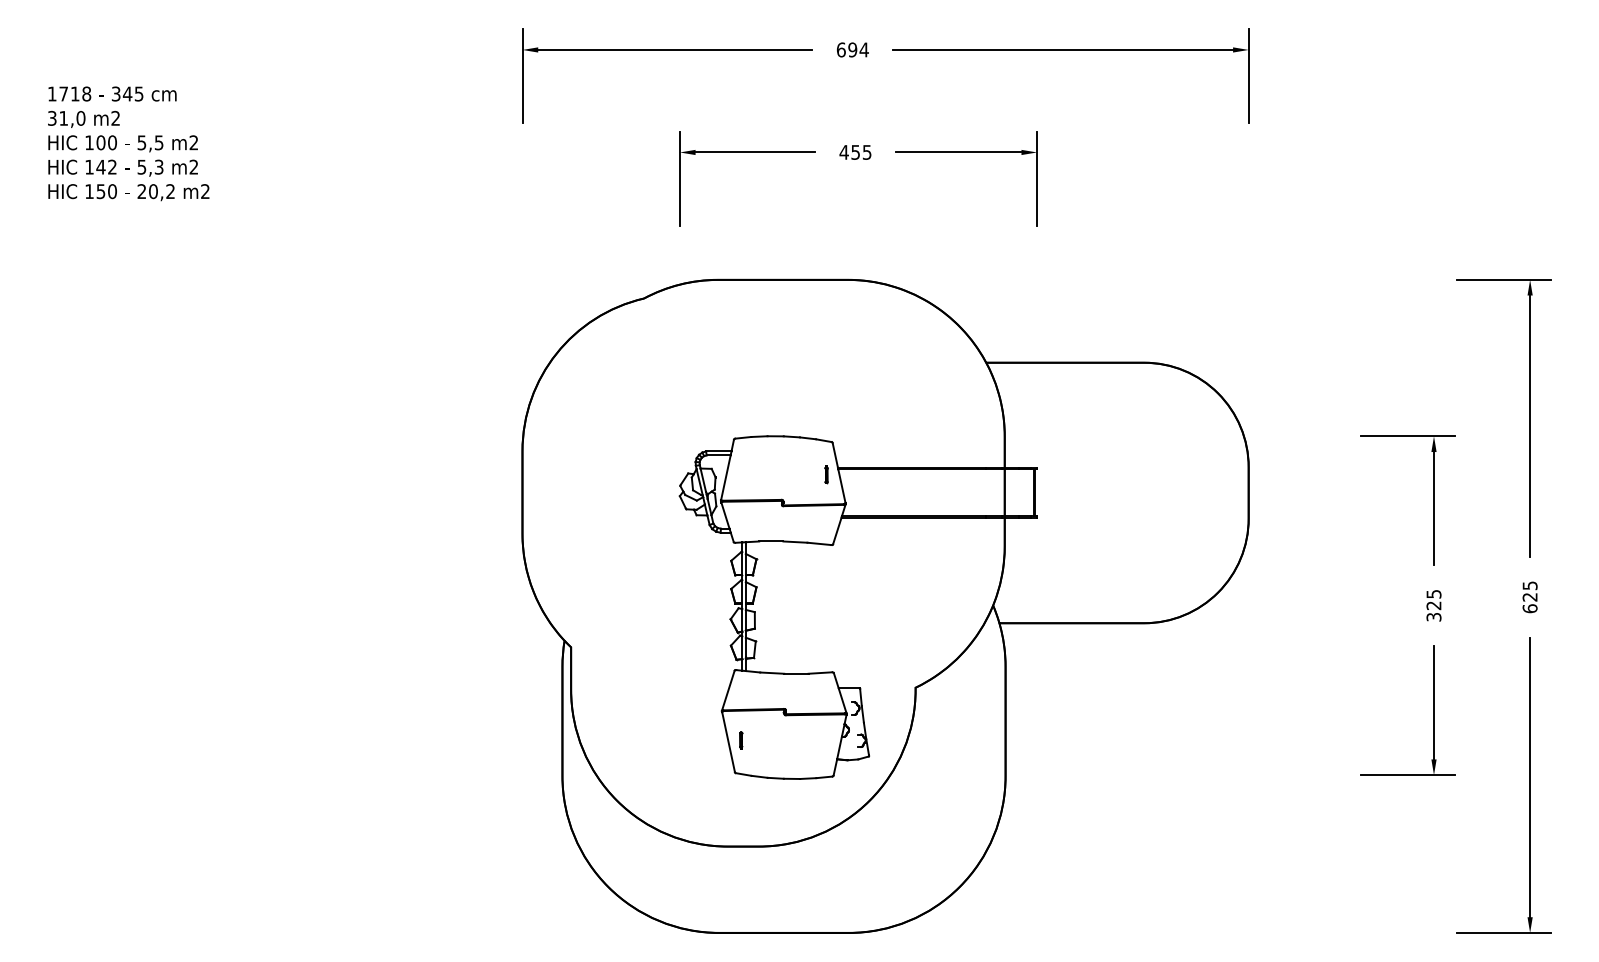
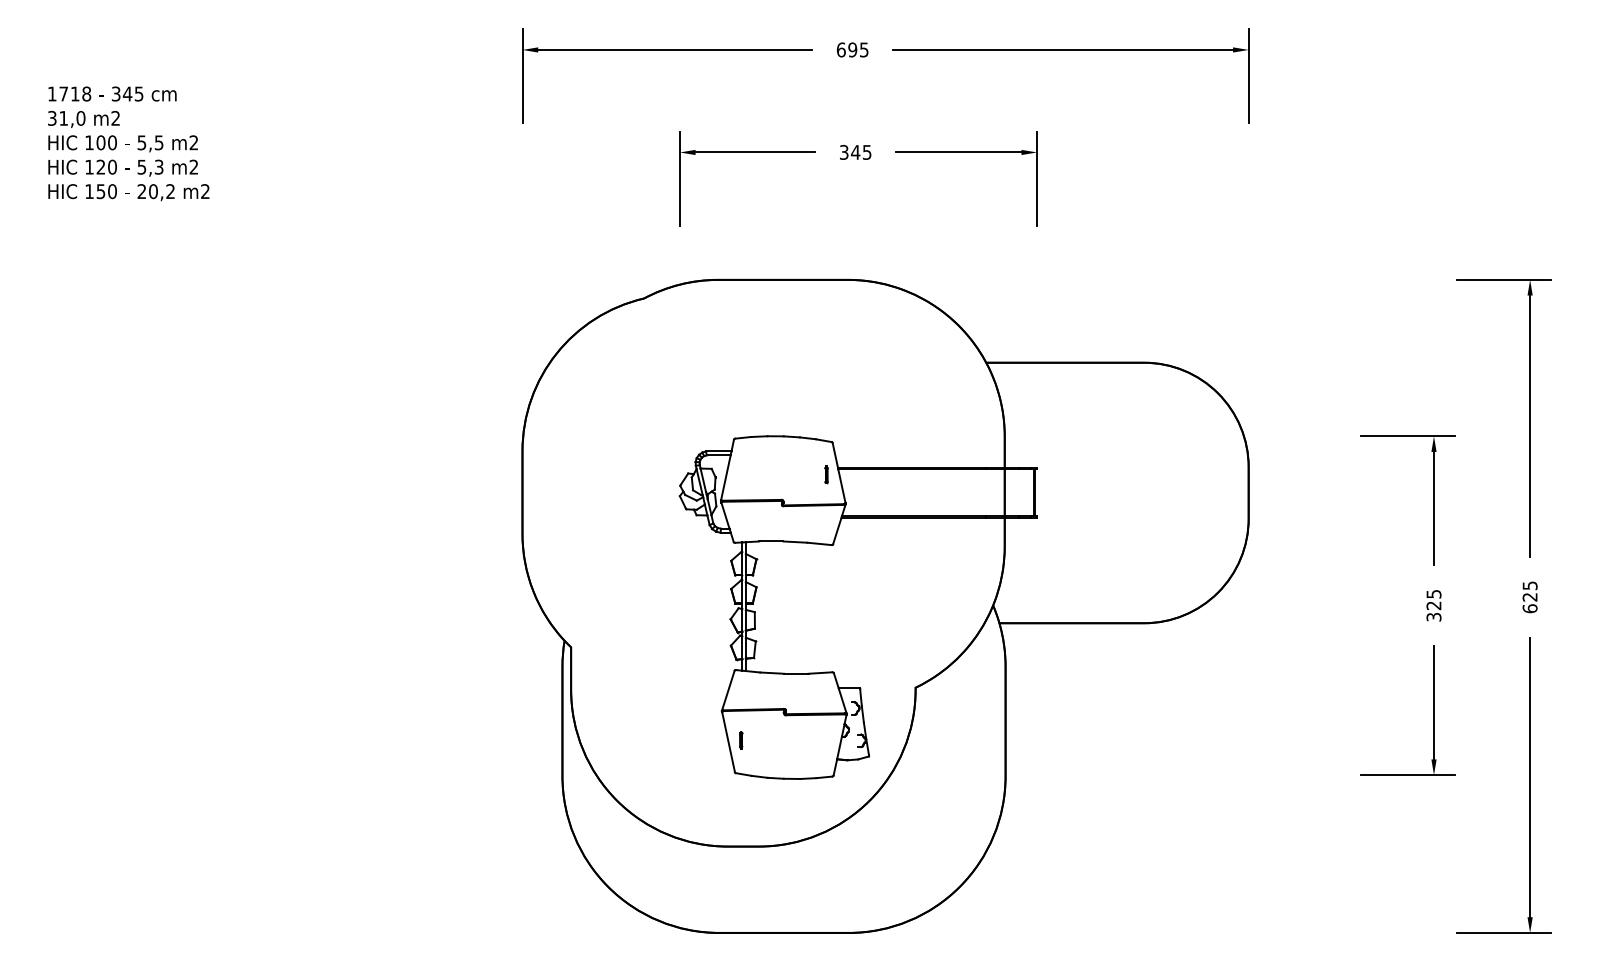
text: 694 -> 695 (863, 49)
text: 455 -> 345 (849, 152)
text: 142 -> 120 (106, 166)
